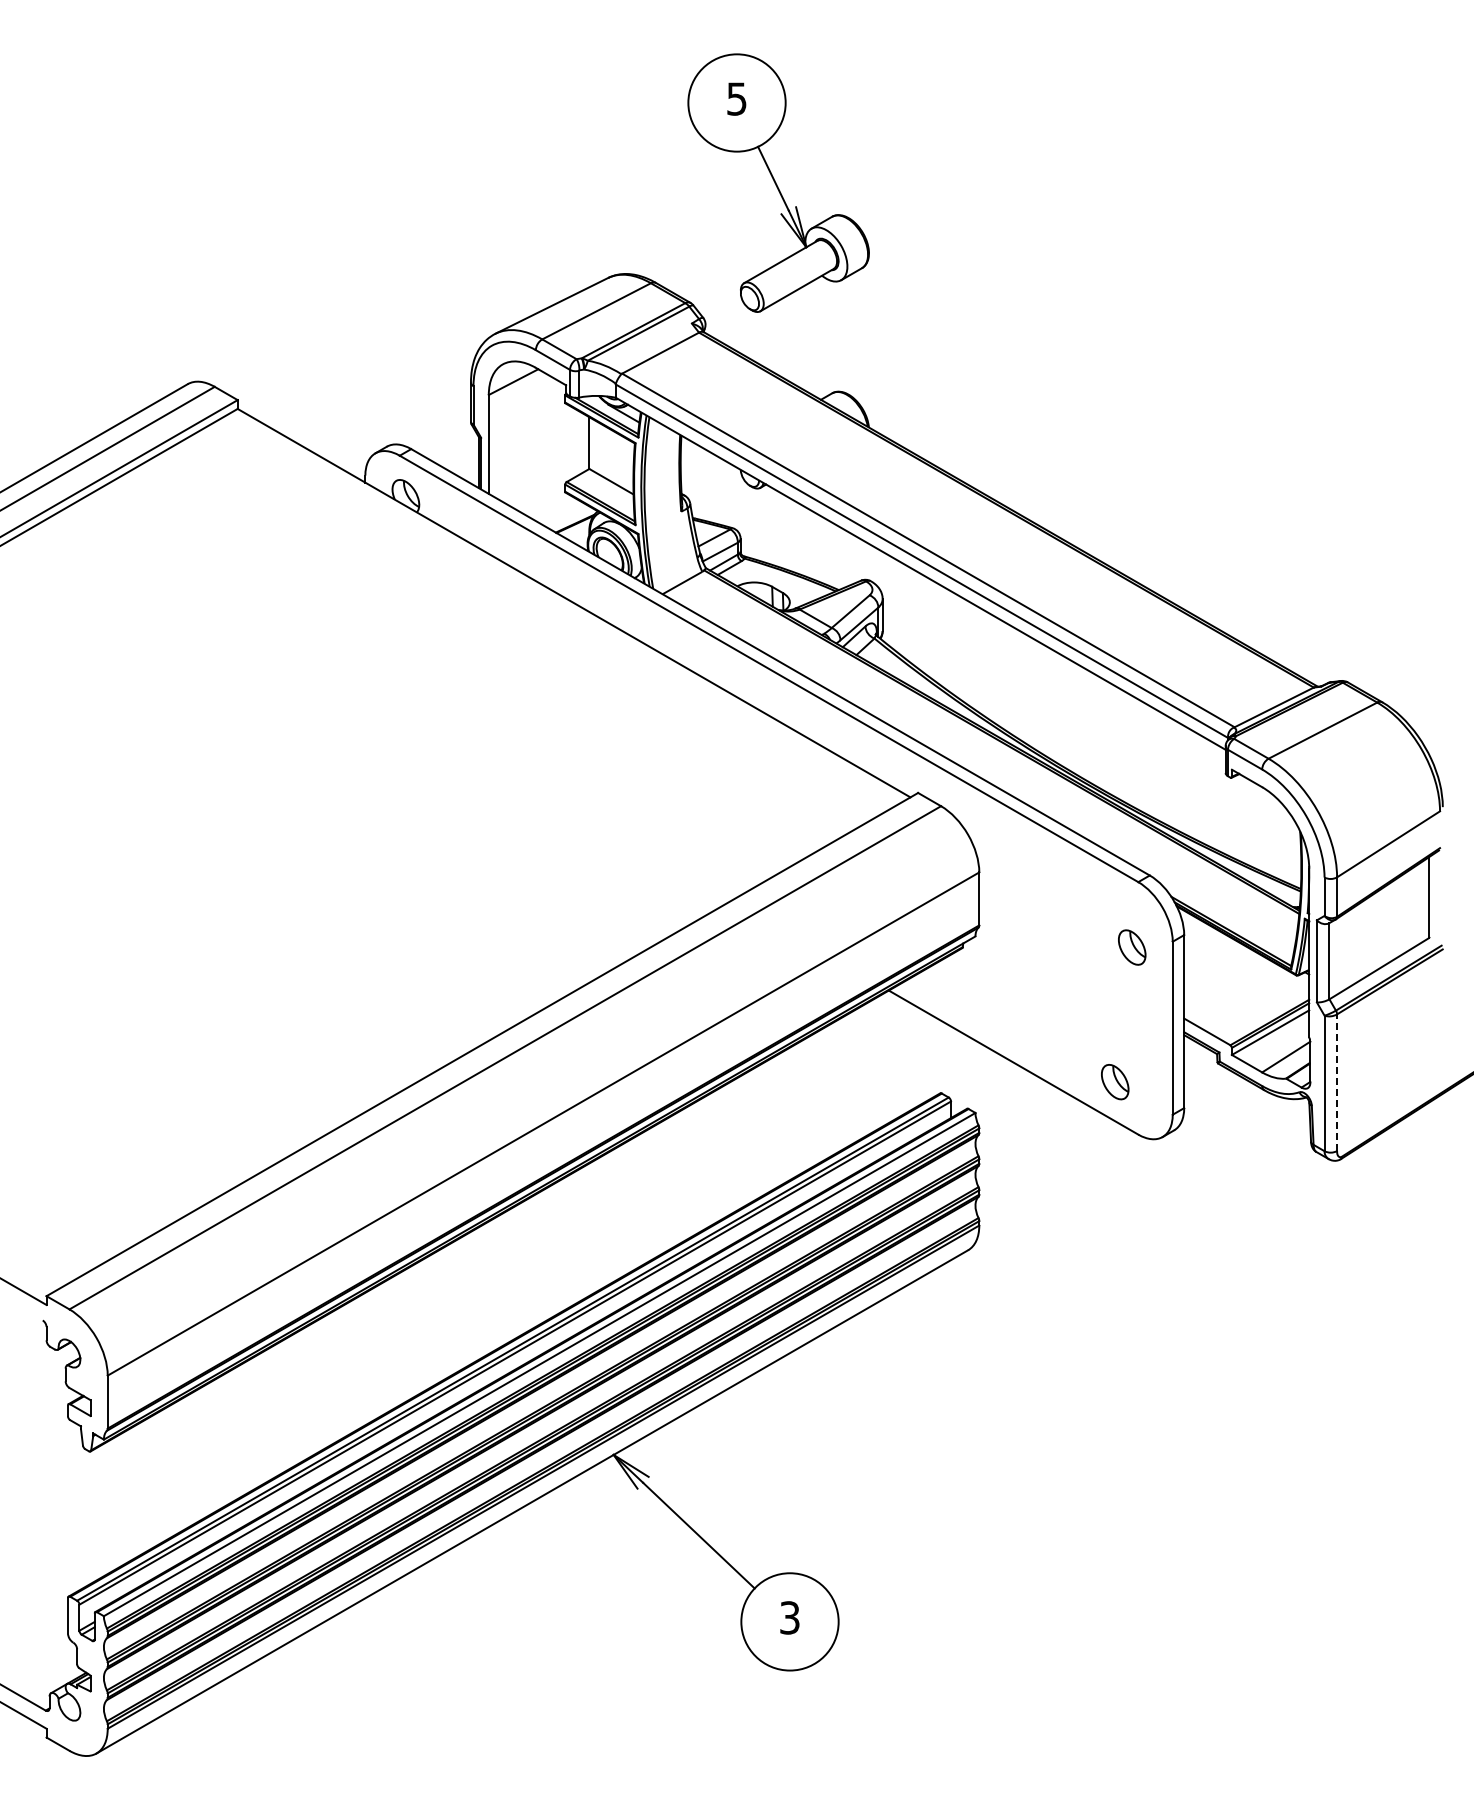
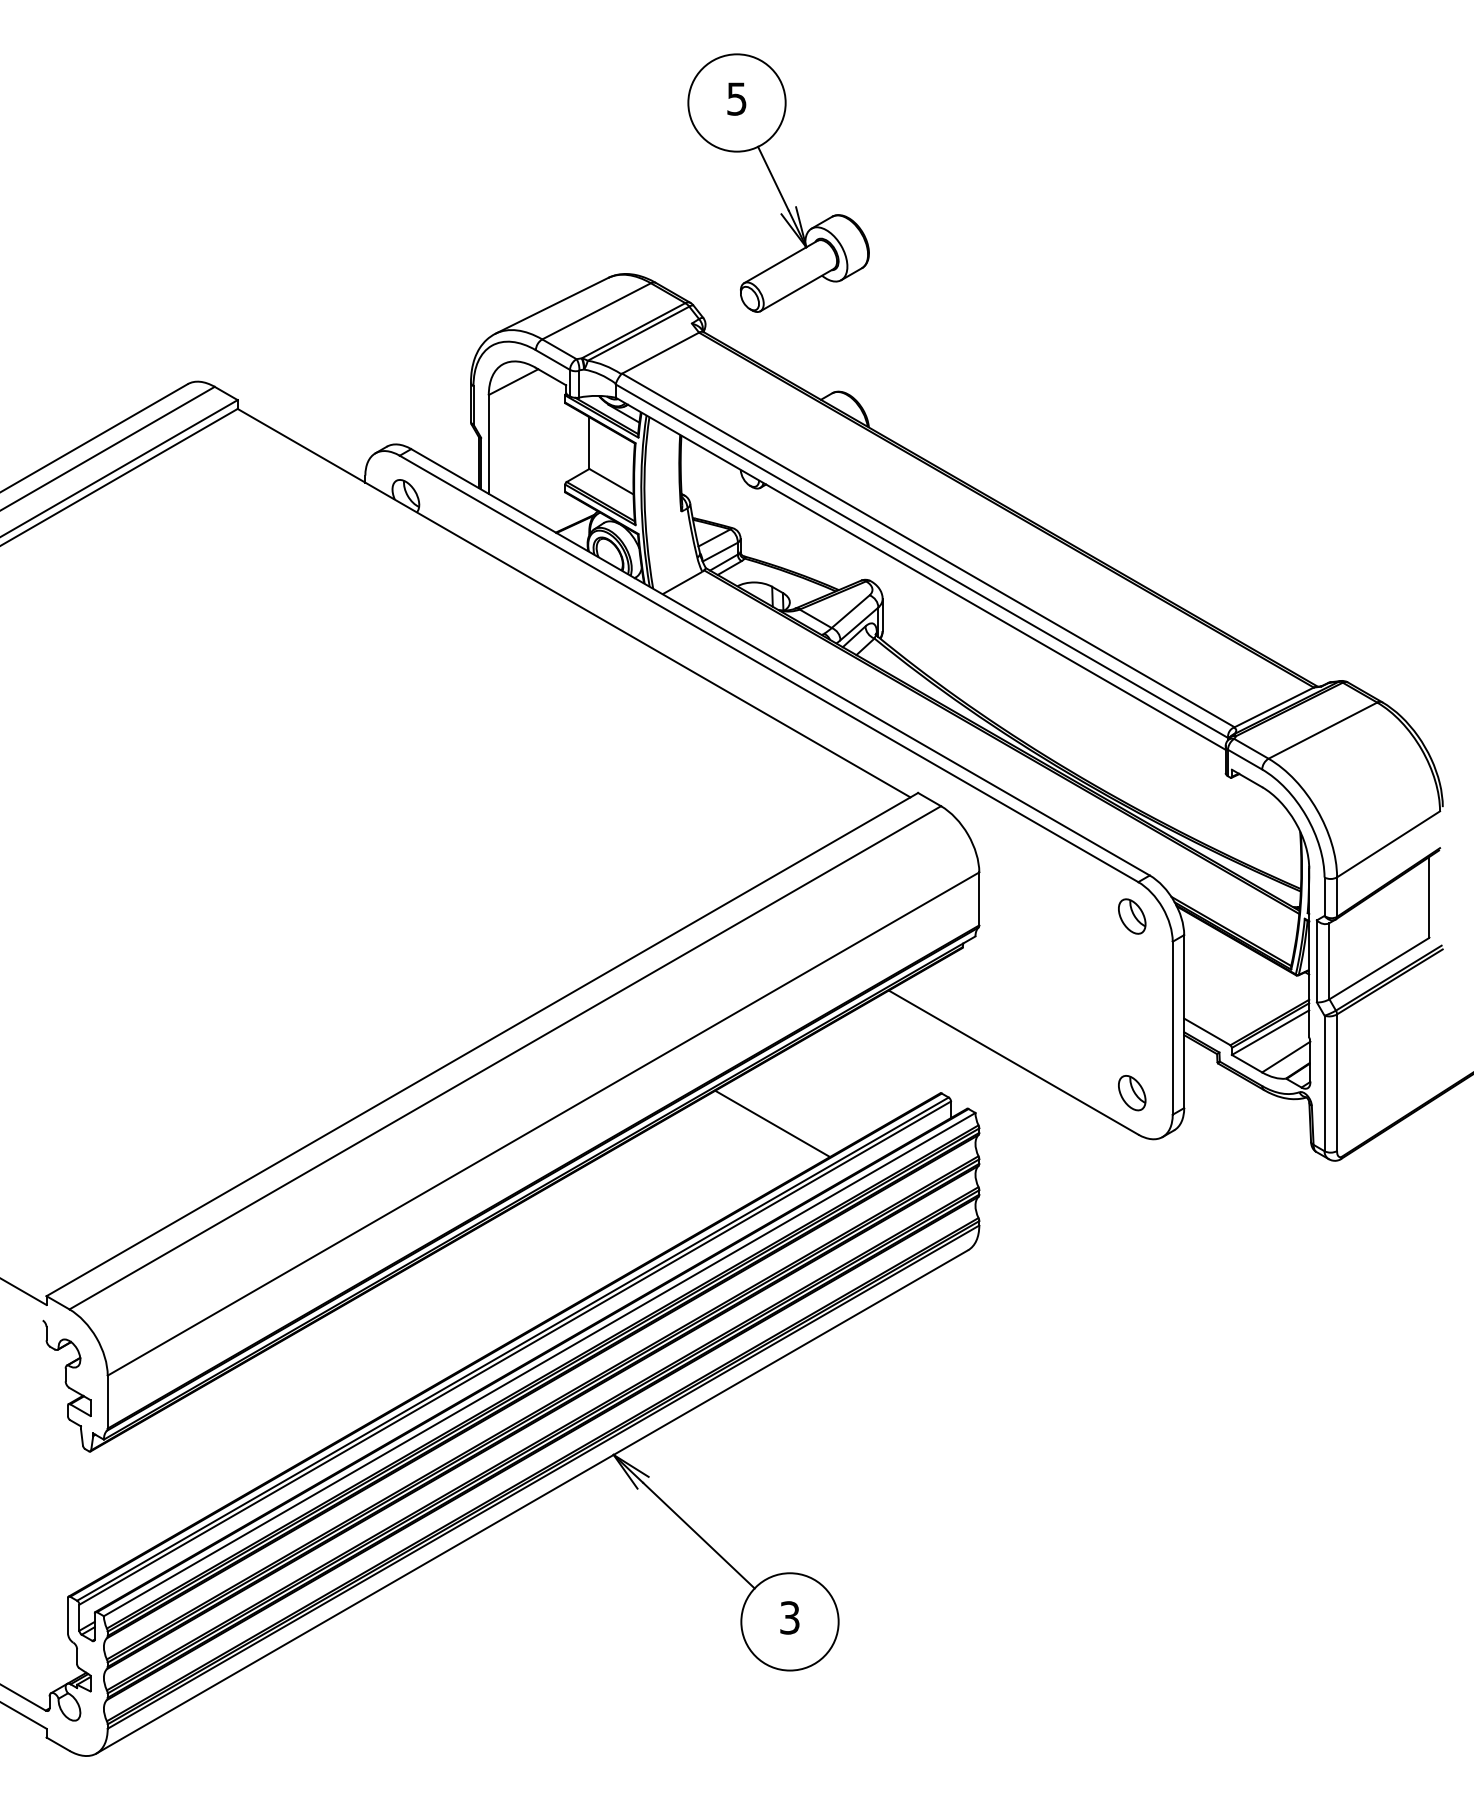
part position: (1132, 947) -> (1132, 916) (1132, 916)
part position: (1115, 1082) -> (1132, 1093) (1132, 1093)
line: dashed -> solid (1337, 1082)
line: none -> present (772, 1123)
